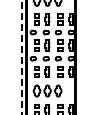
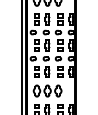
line: dashed -> solid (21, 57)
